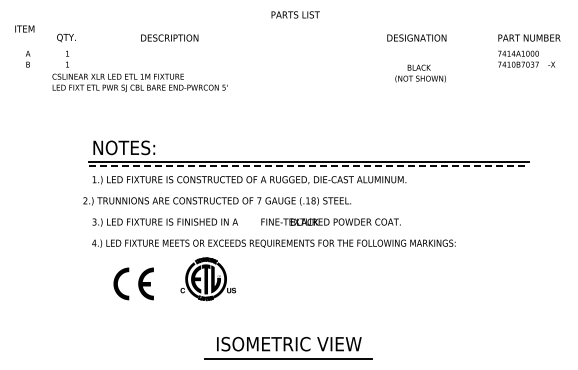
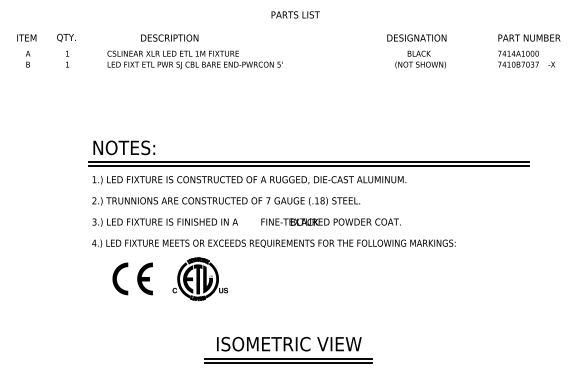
text position: (24, 28) -> (26, 37) (26, 37)
text position: (420, 73) -> (420, 59) (420, 59)
text position: (139, 82) -> (194, 59) (194, 59)
line: dashed -> solid (308, 166)
text position: (217, 201) -> (226, 201) (226, 201)
part position: (208, 279) -> (200, 279) (200, 279)
part position: (133, 283) -> (132, 278) (132, 278)
line: none -> present (288, 362)
